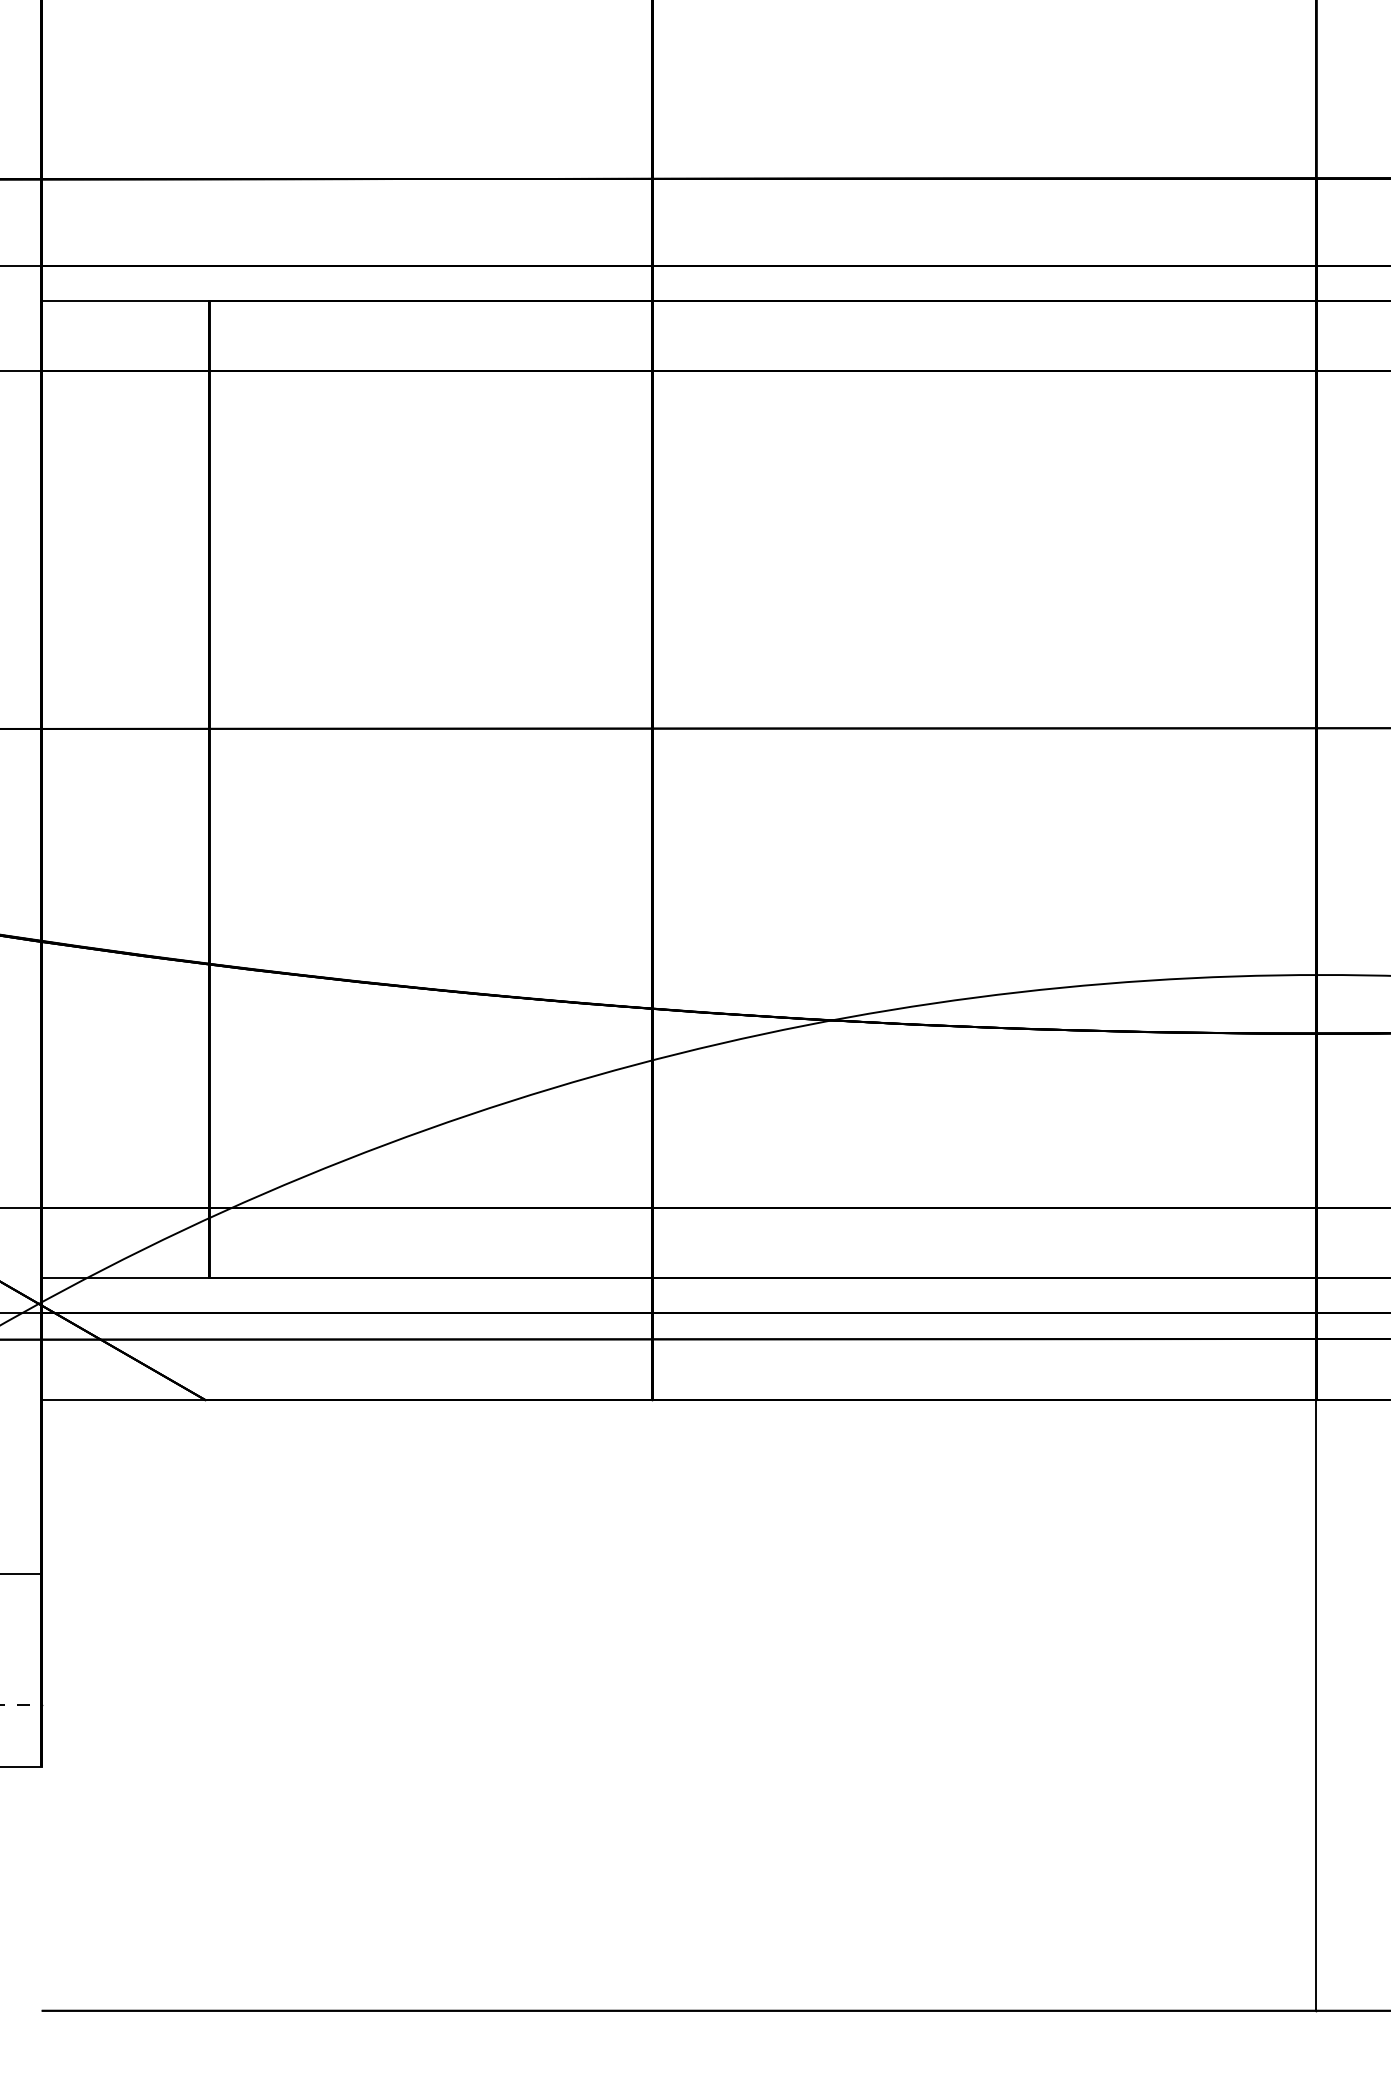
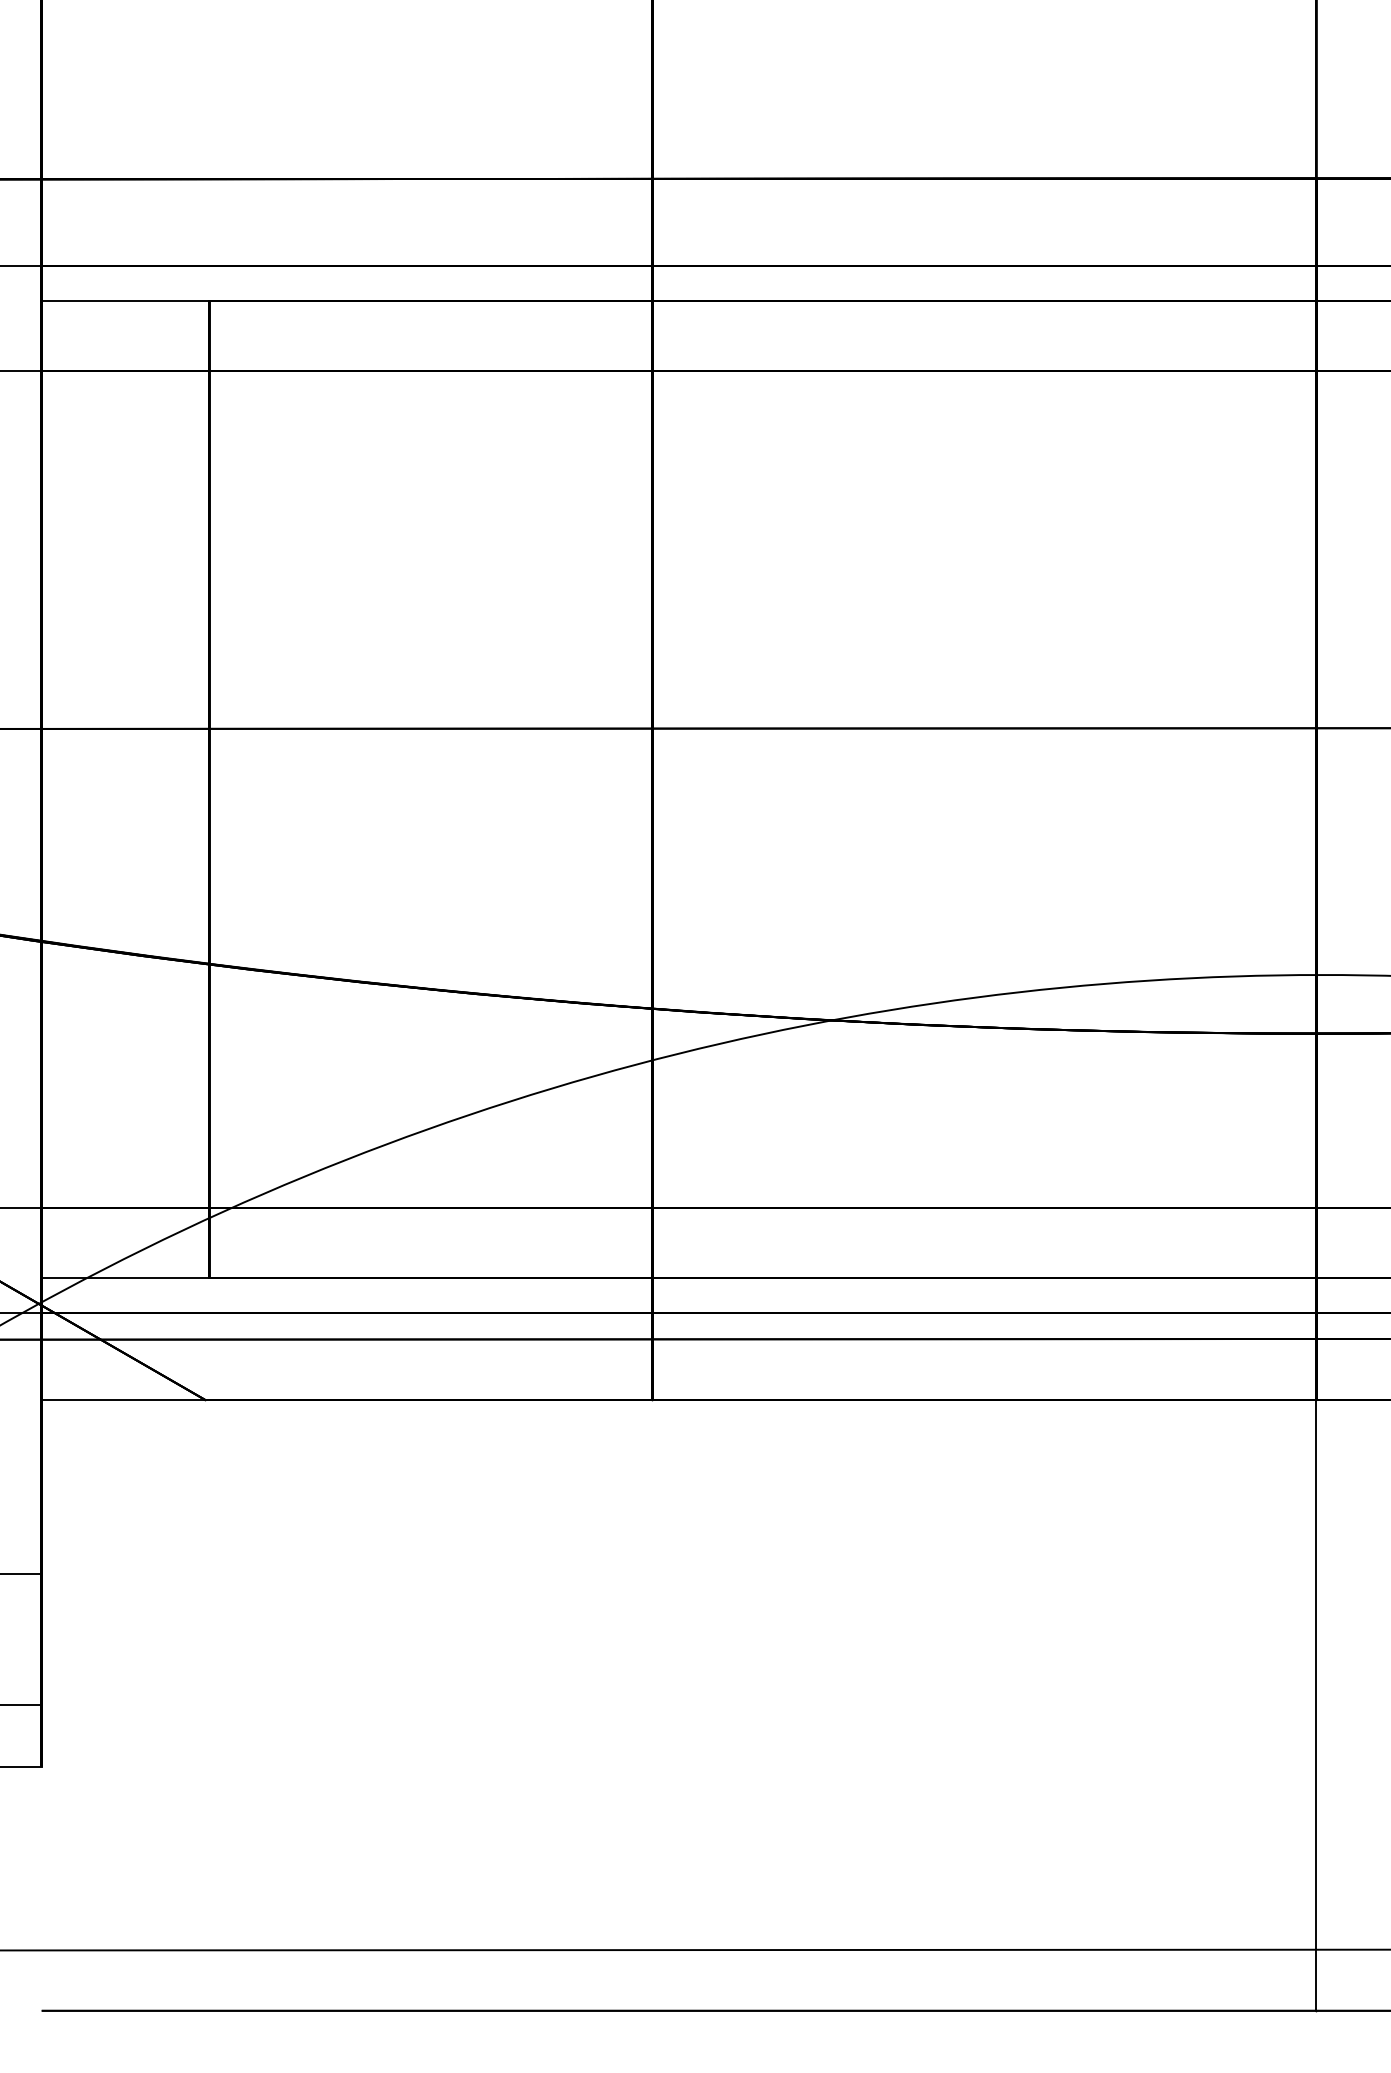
line: dashed -> solid (20, 1705)
line: none -> present (694, 1949)
